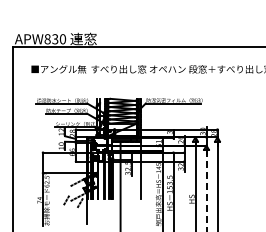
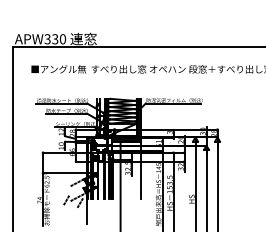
text: APW830 -> APW330 (47, 39)
line: dashed -> solid (206, 191)
